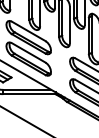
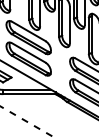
line: solid -> dashed (27, 122)
